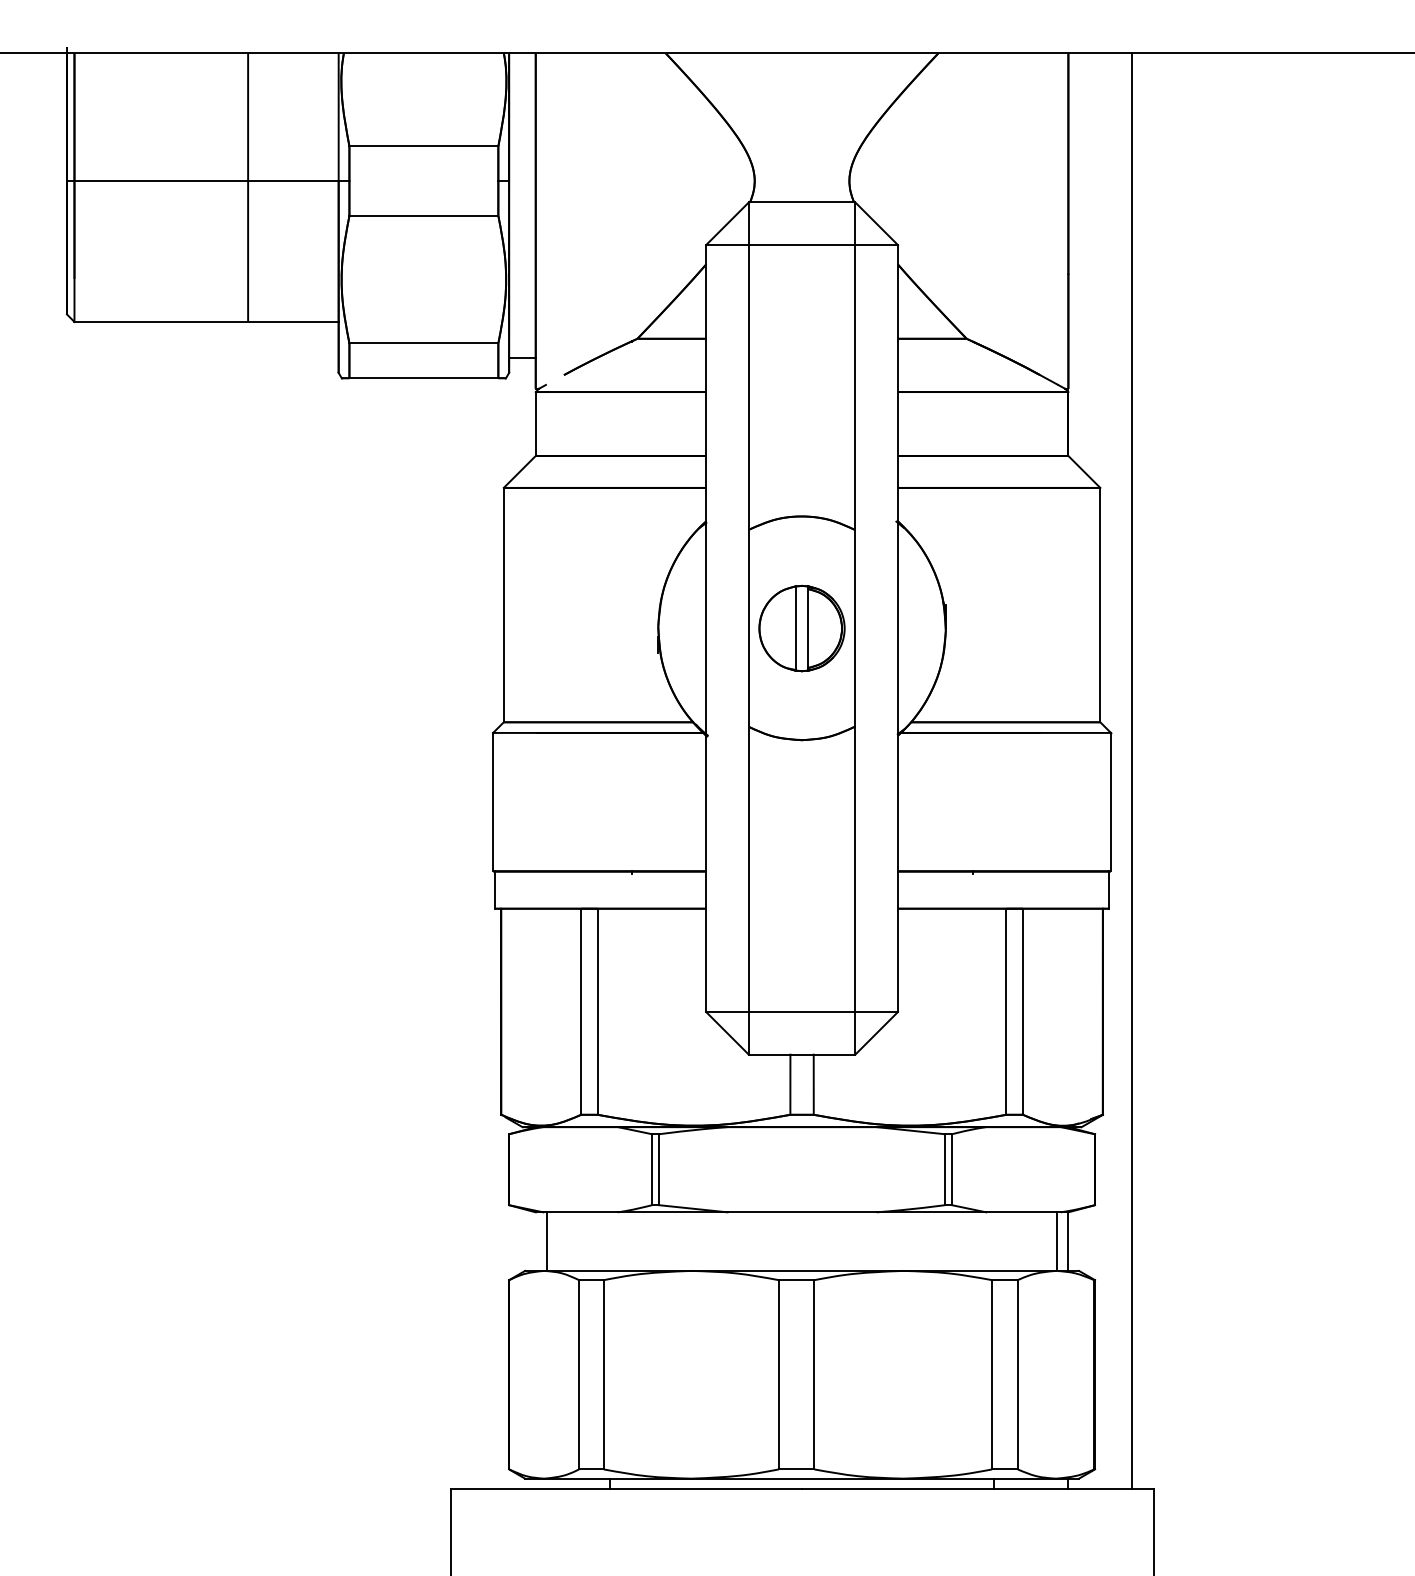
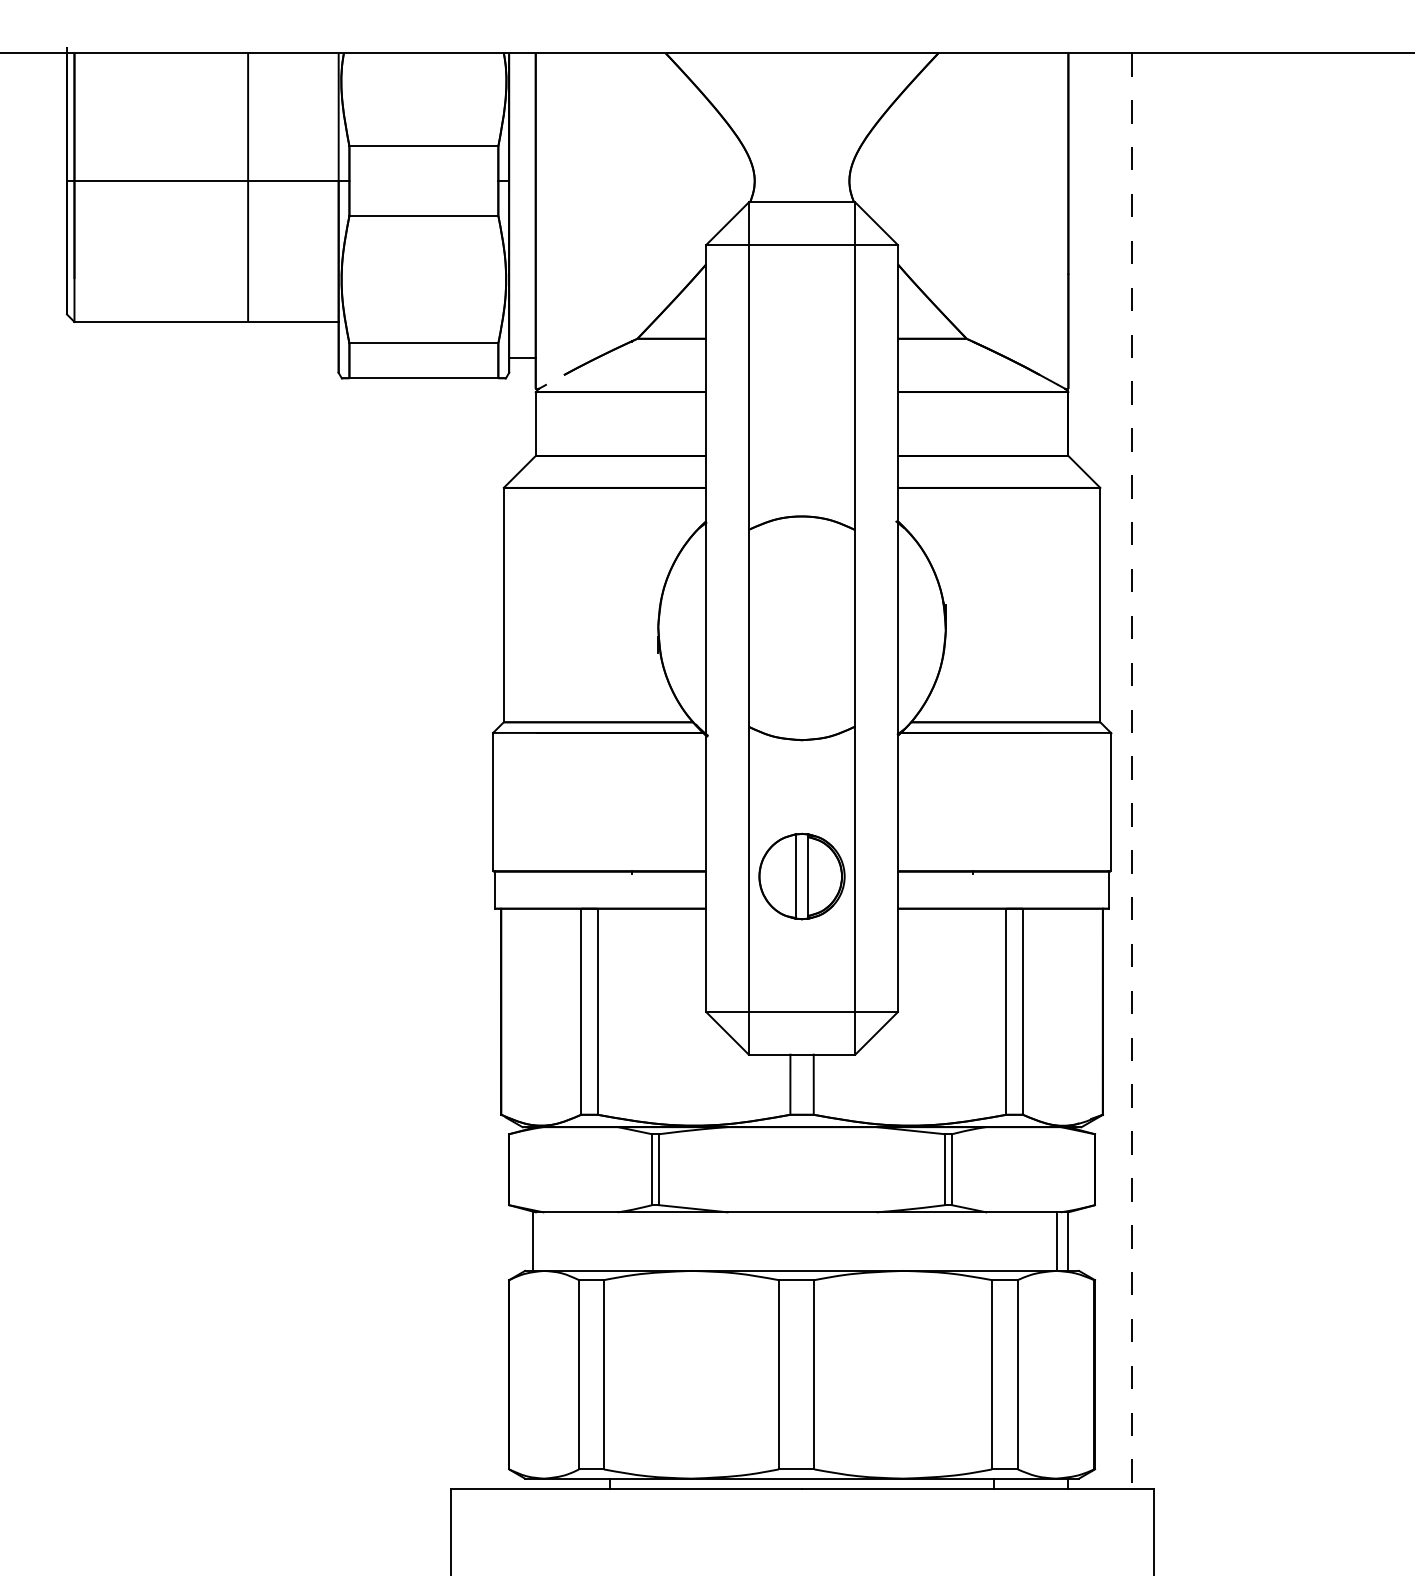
part position: (801, 628) -> (801, 876) (801, 876)
line: solid -> dashed (1132, 771)
line position: (547, 1241) -> (533, 1241) (533, 1241)
